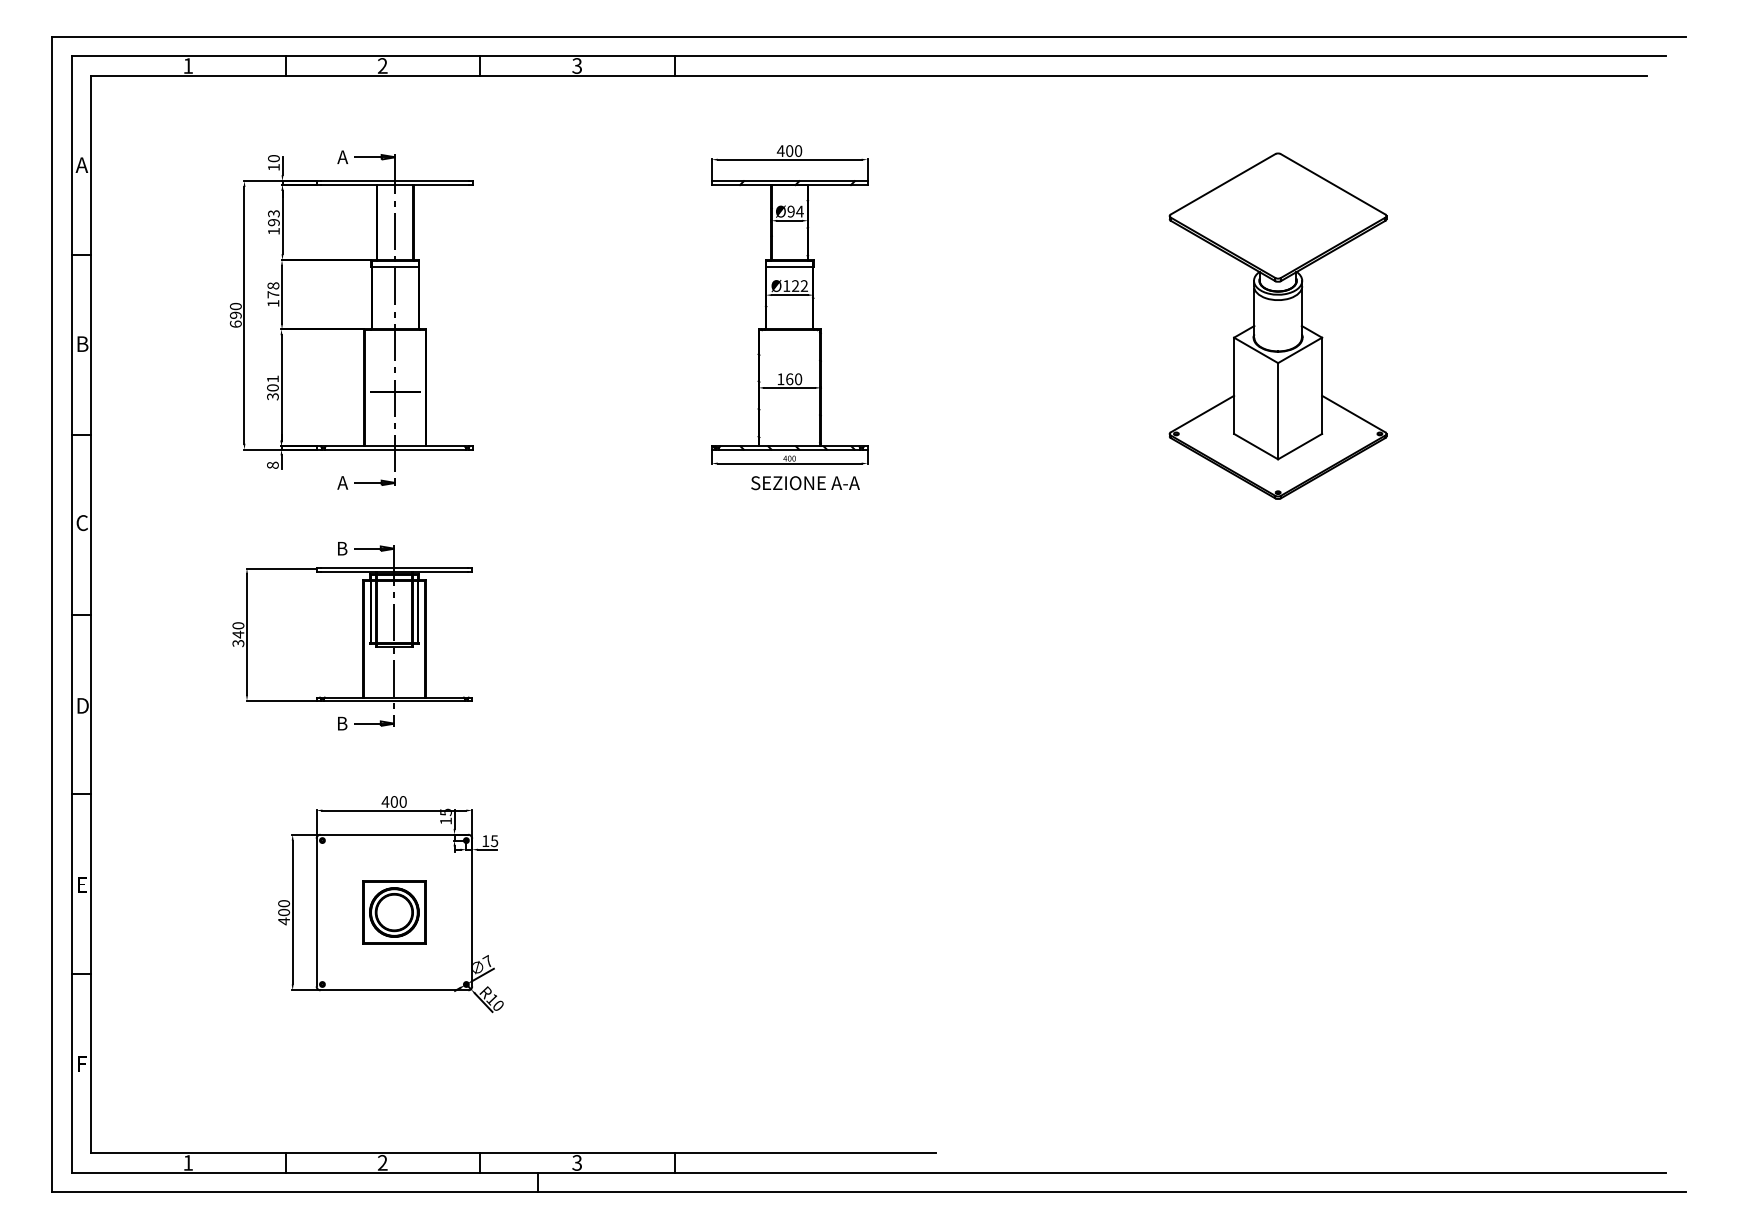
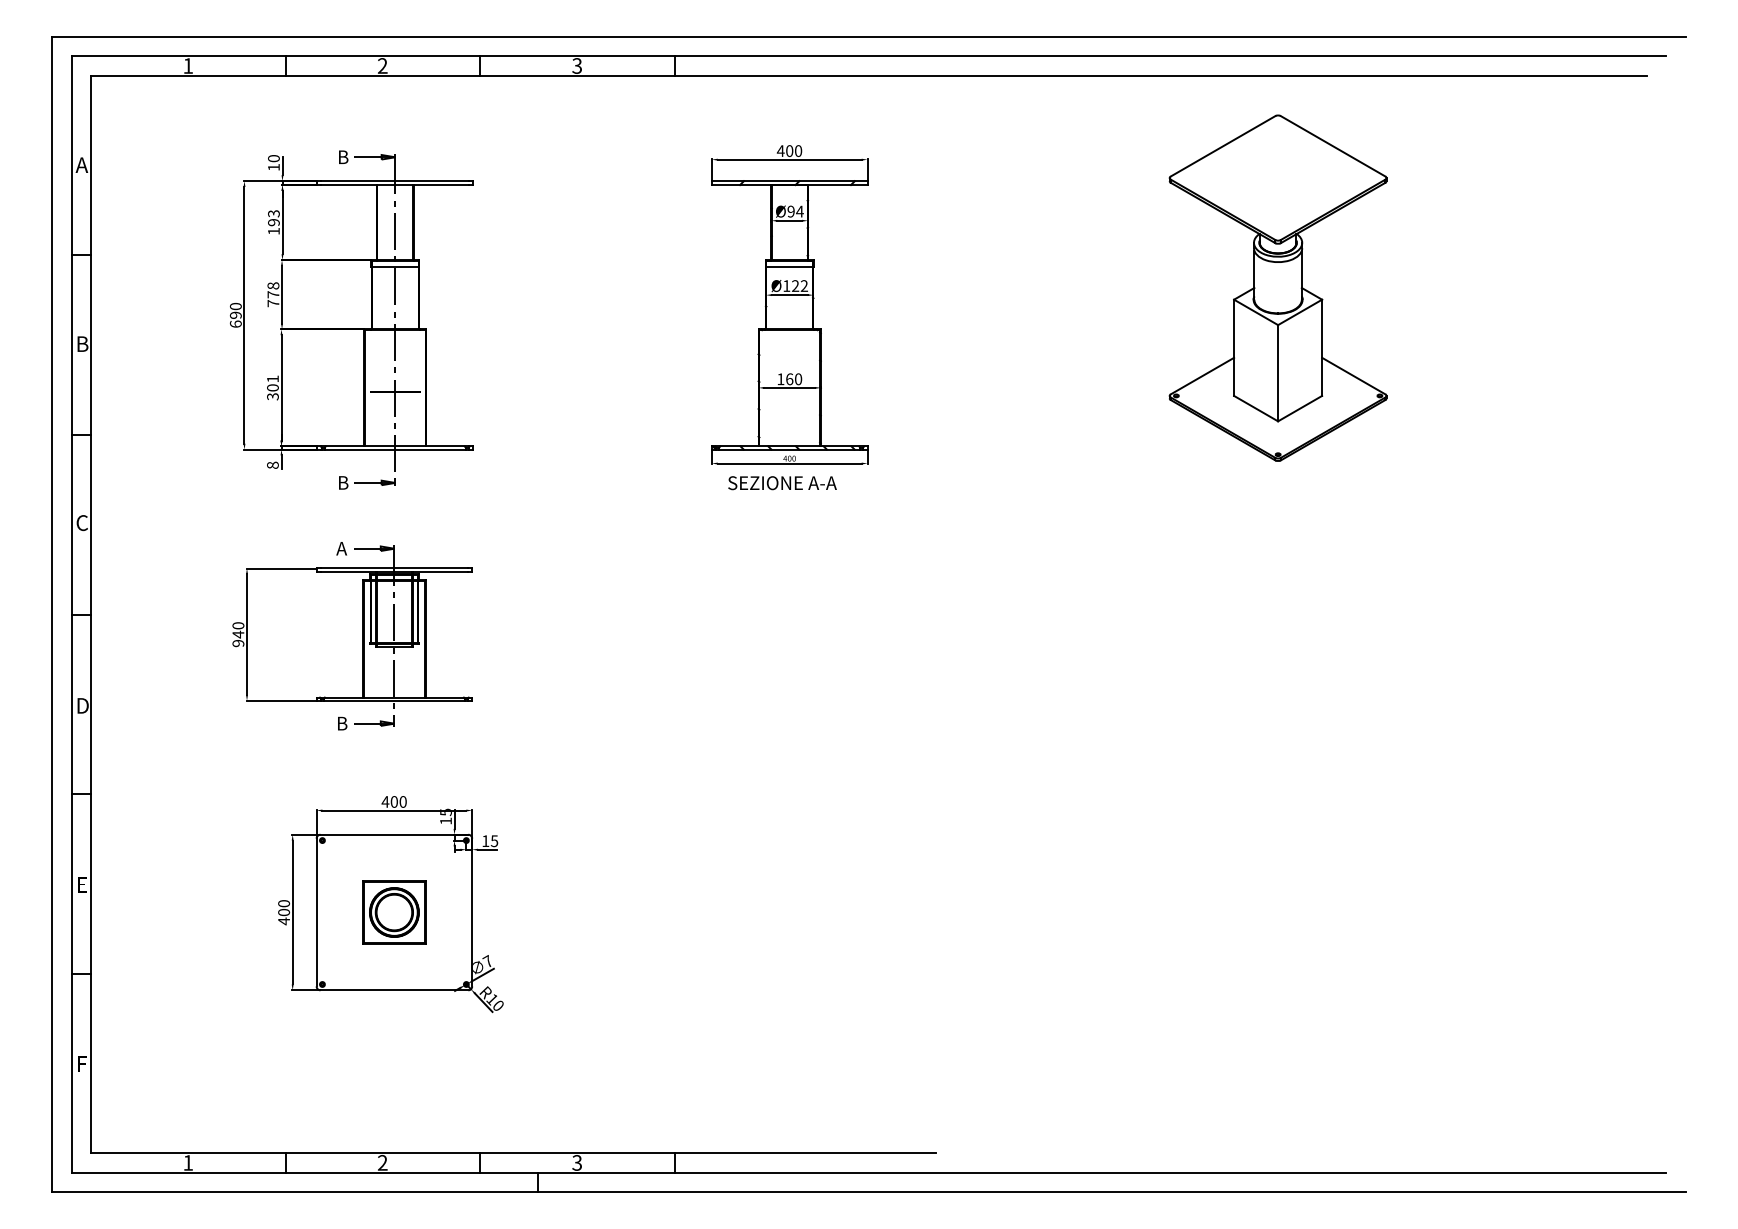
text: A -> B (342, 157)
text: 178 -> 778 (273, 303)
part position: (1277, 325) -> (1277, 287) (1277, 287)
text: A -> B (342, 482)
text position: (805, 483) -> (782, 483) (782, 483)
text: B -> A (341, 548)
text: 340 -> 940 (238, 643)
